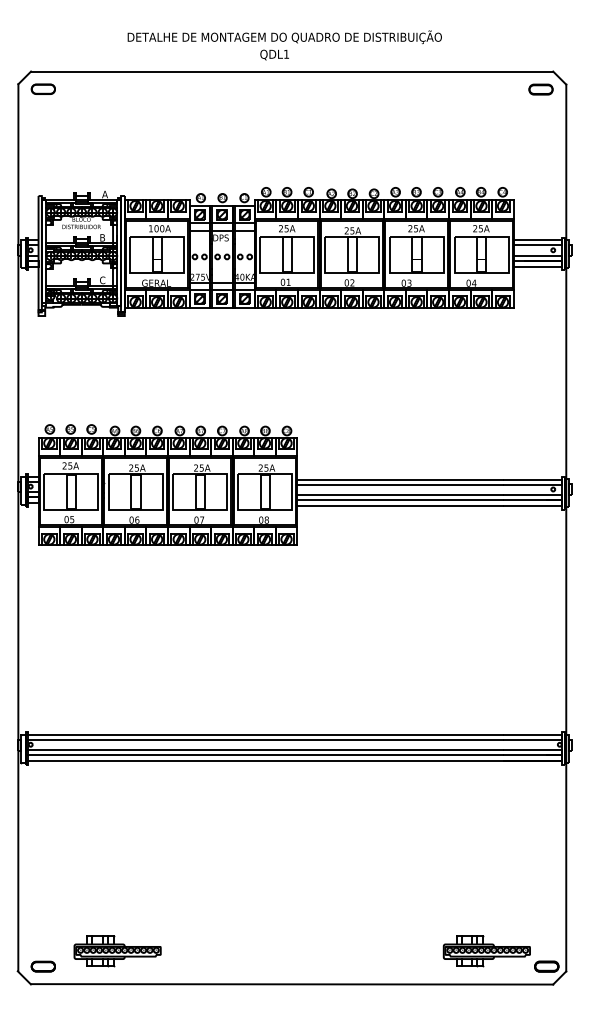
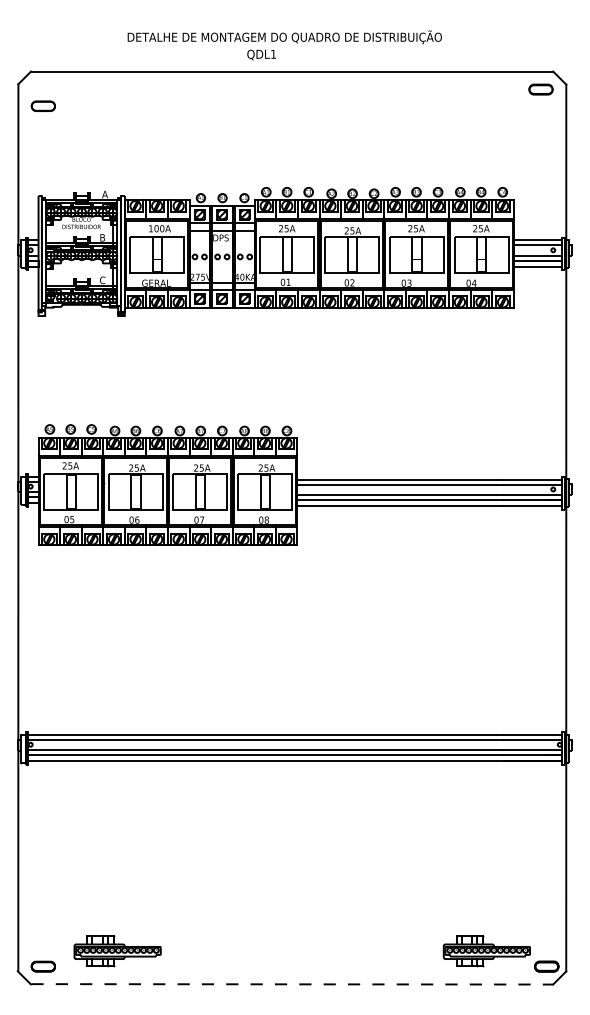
text position: (274, 54) -> (261, 54) (261, 54)
part position: (42, 88) -> (42, 105) (42, 105)
line: solid -> dashed (292, 984)
